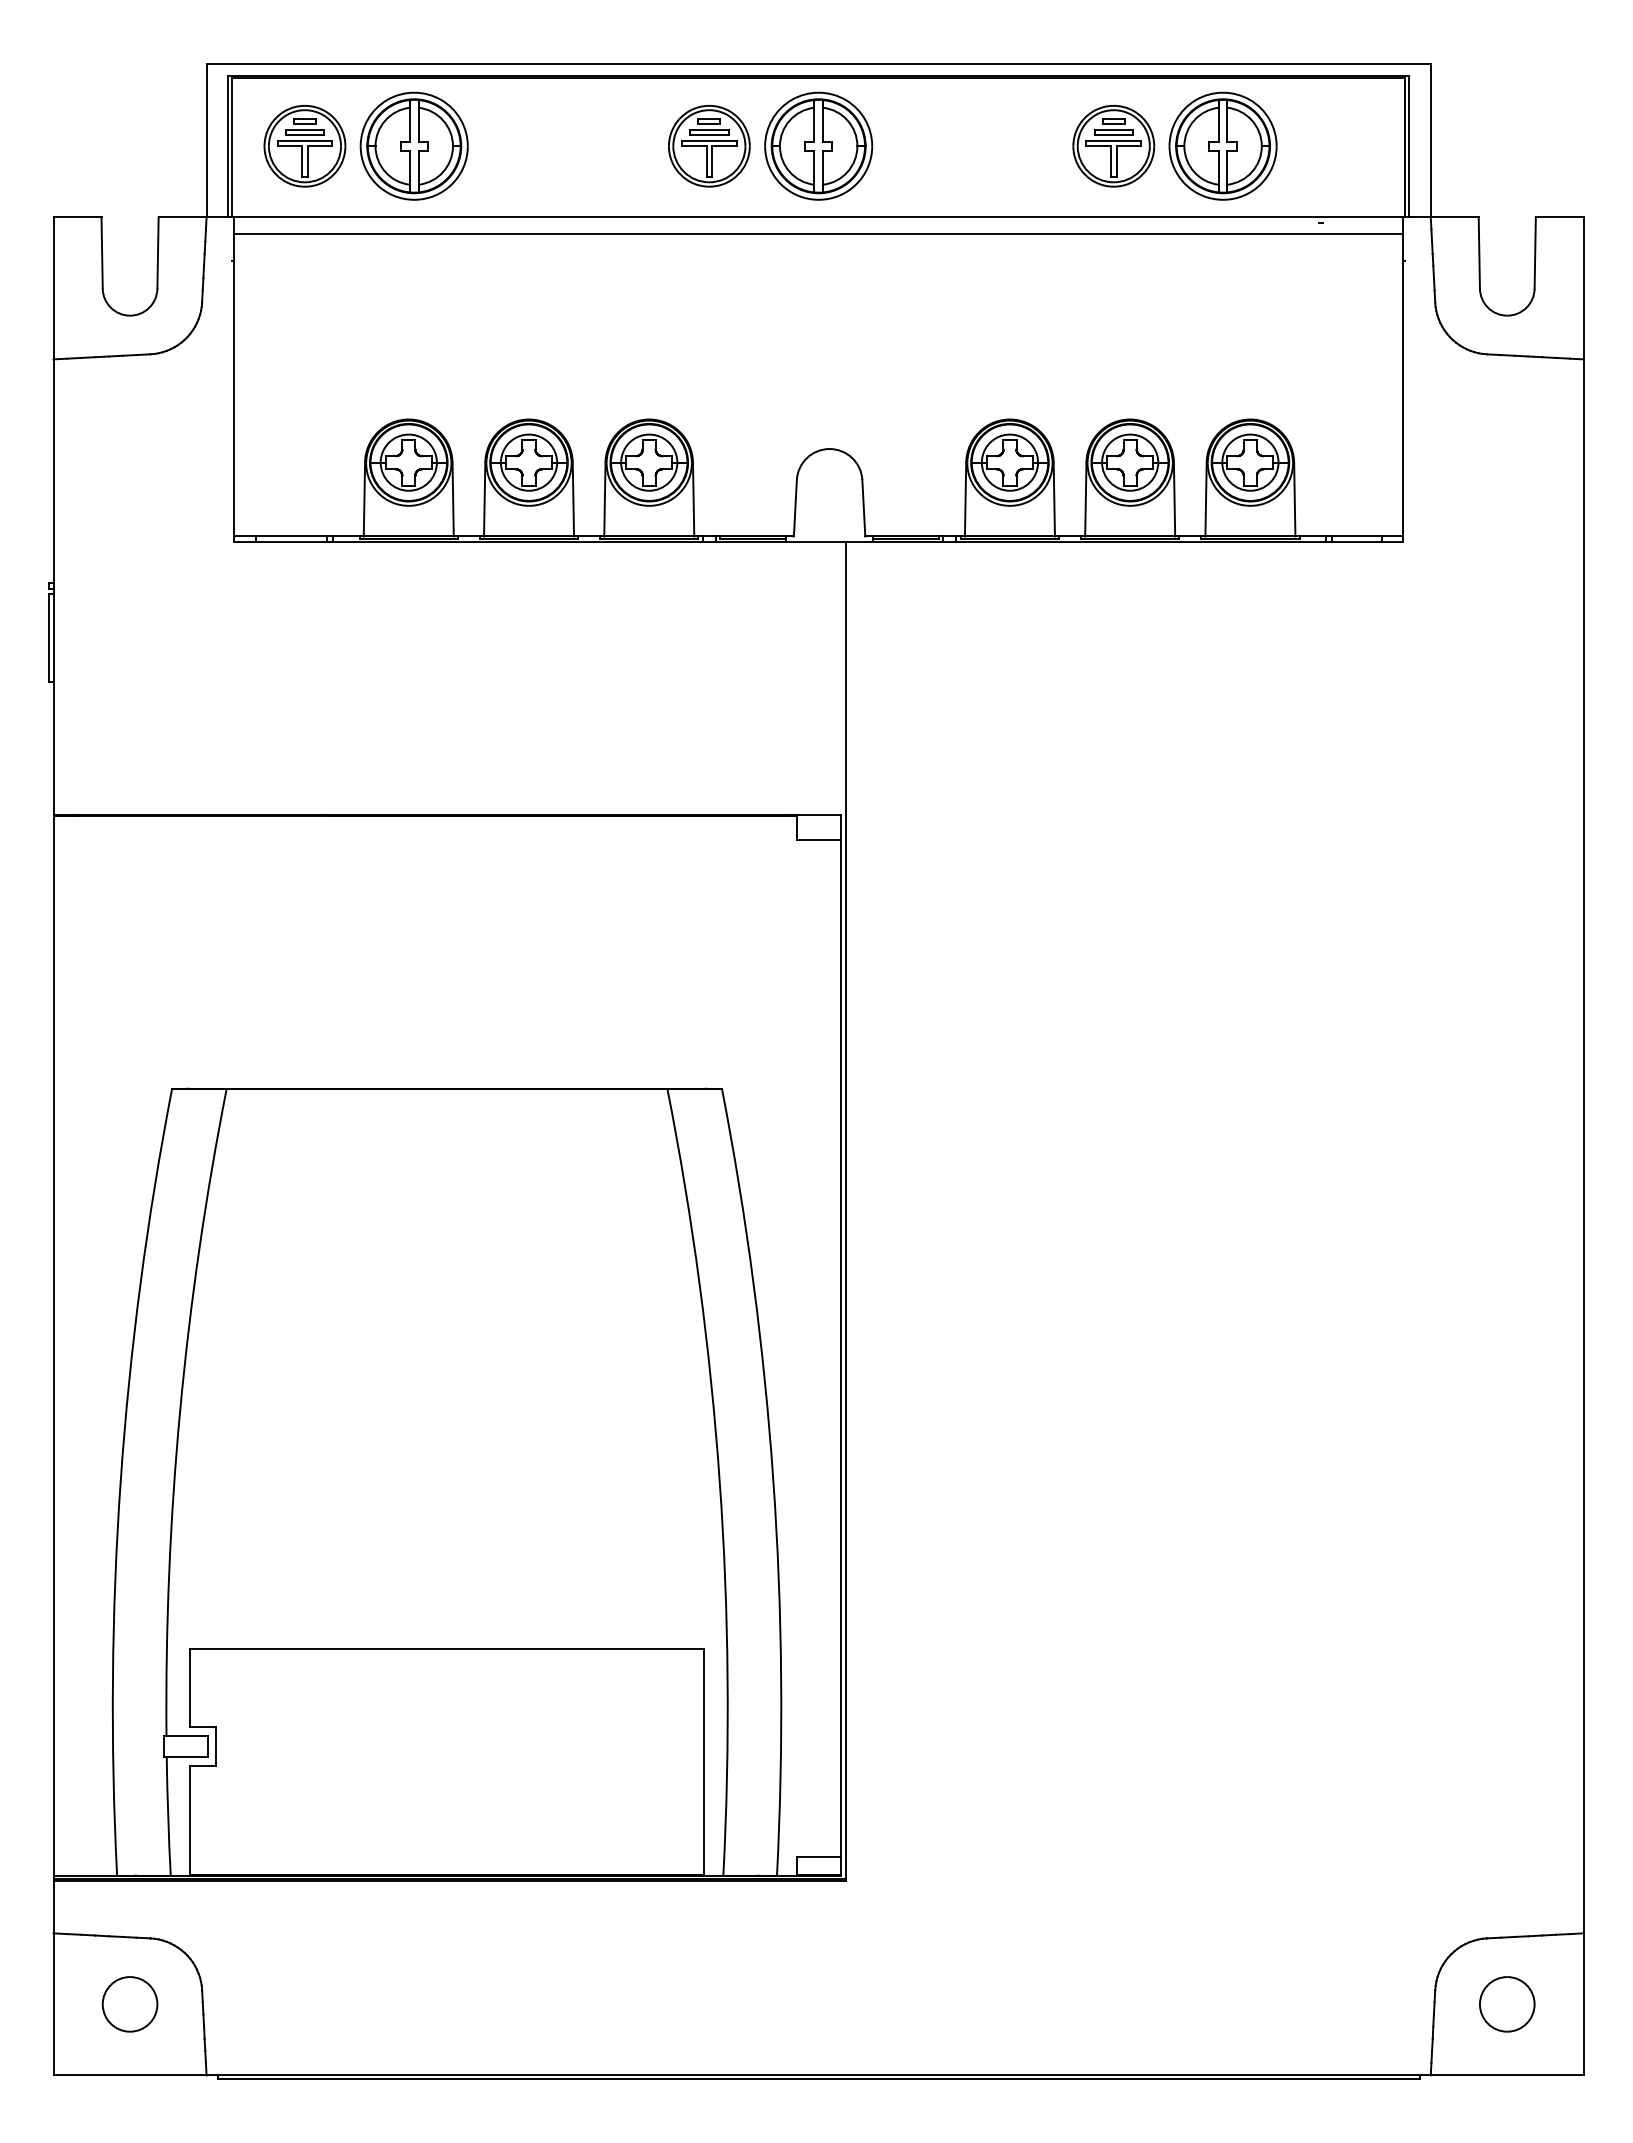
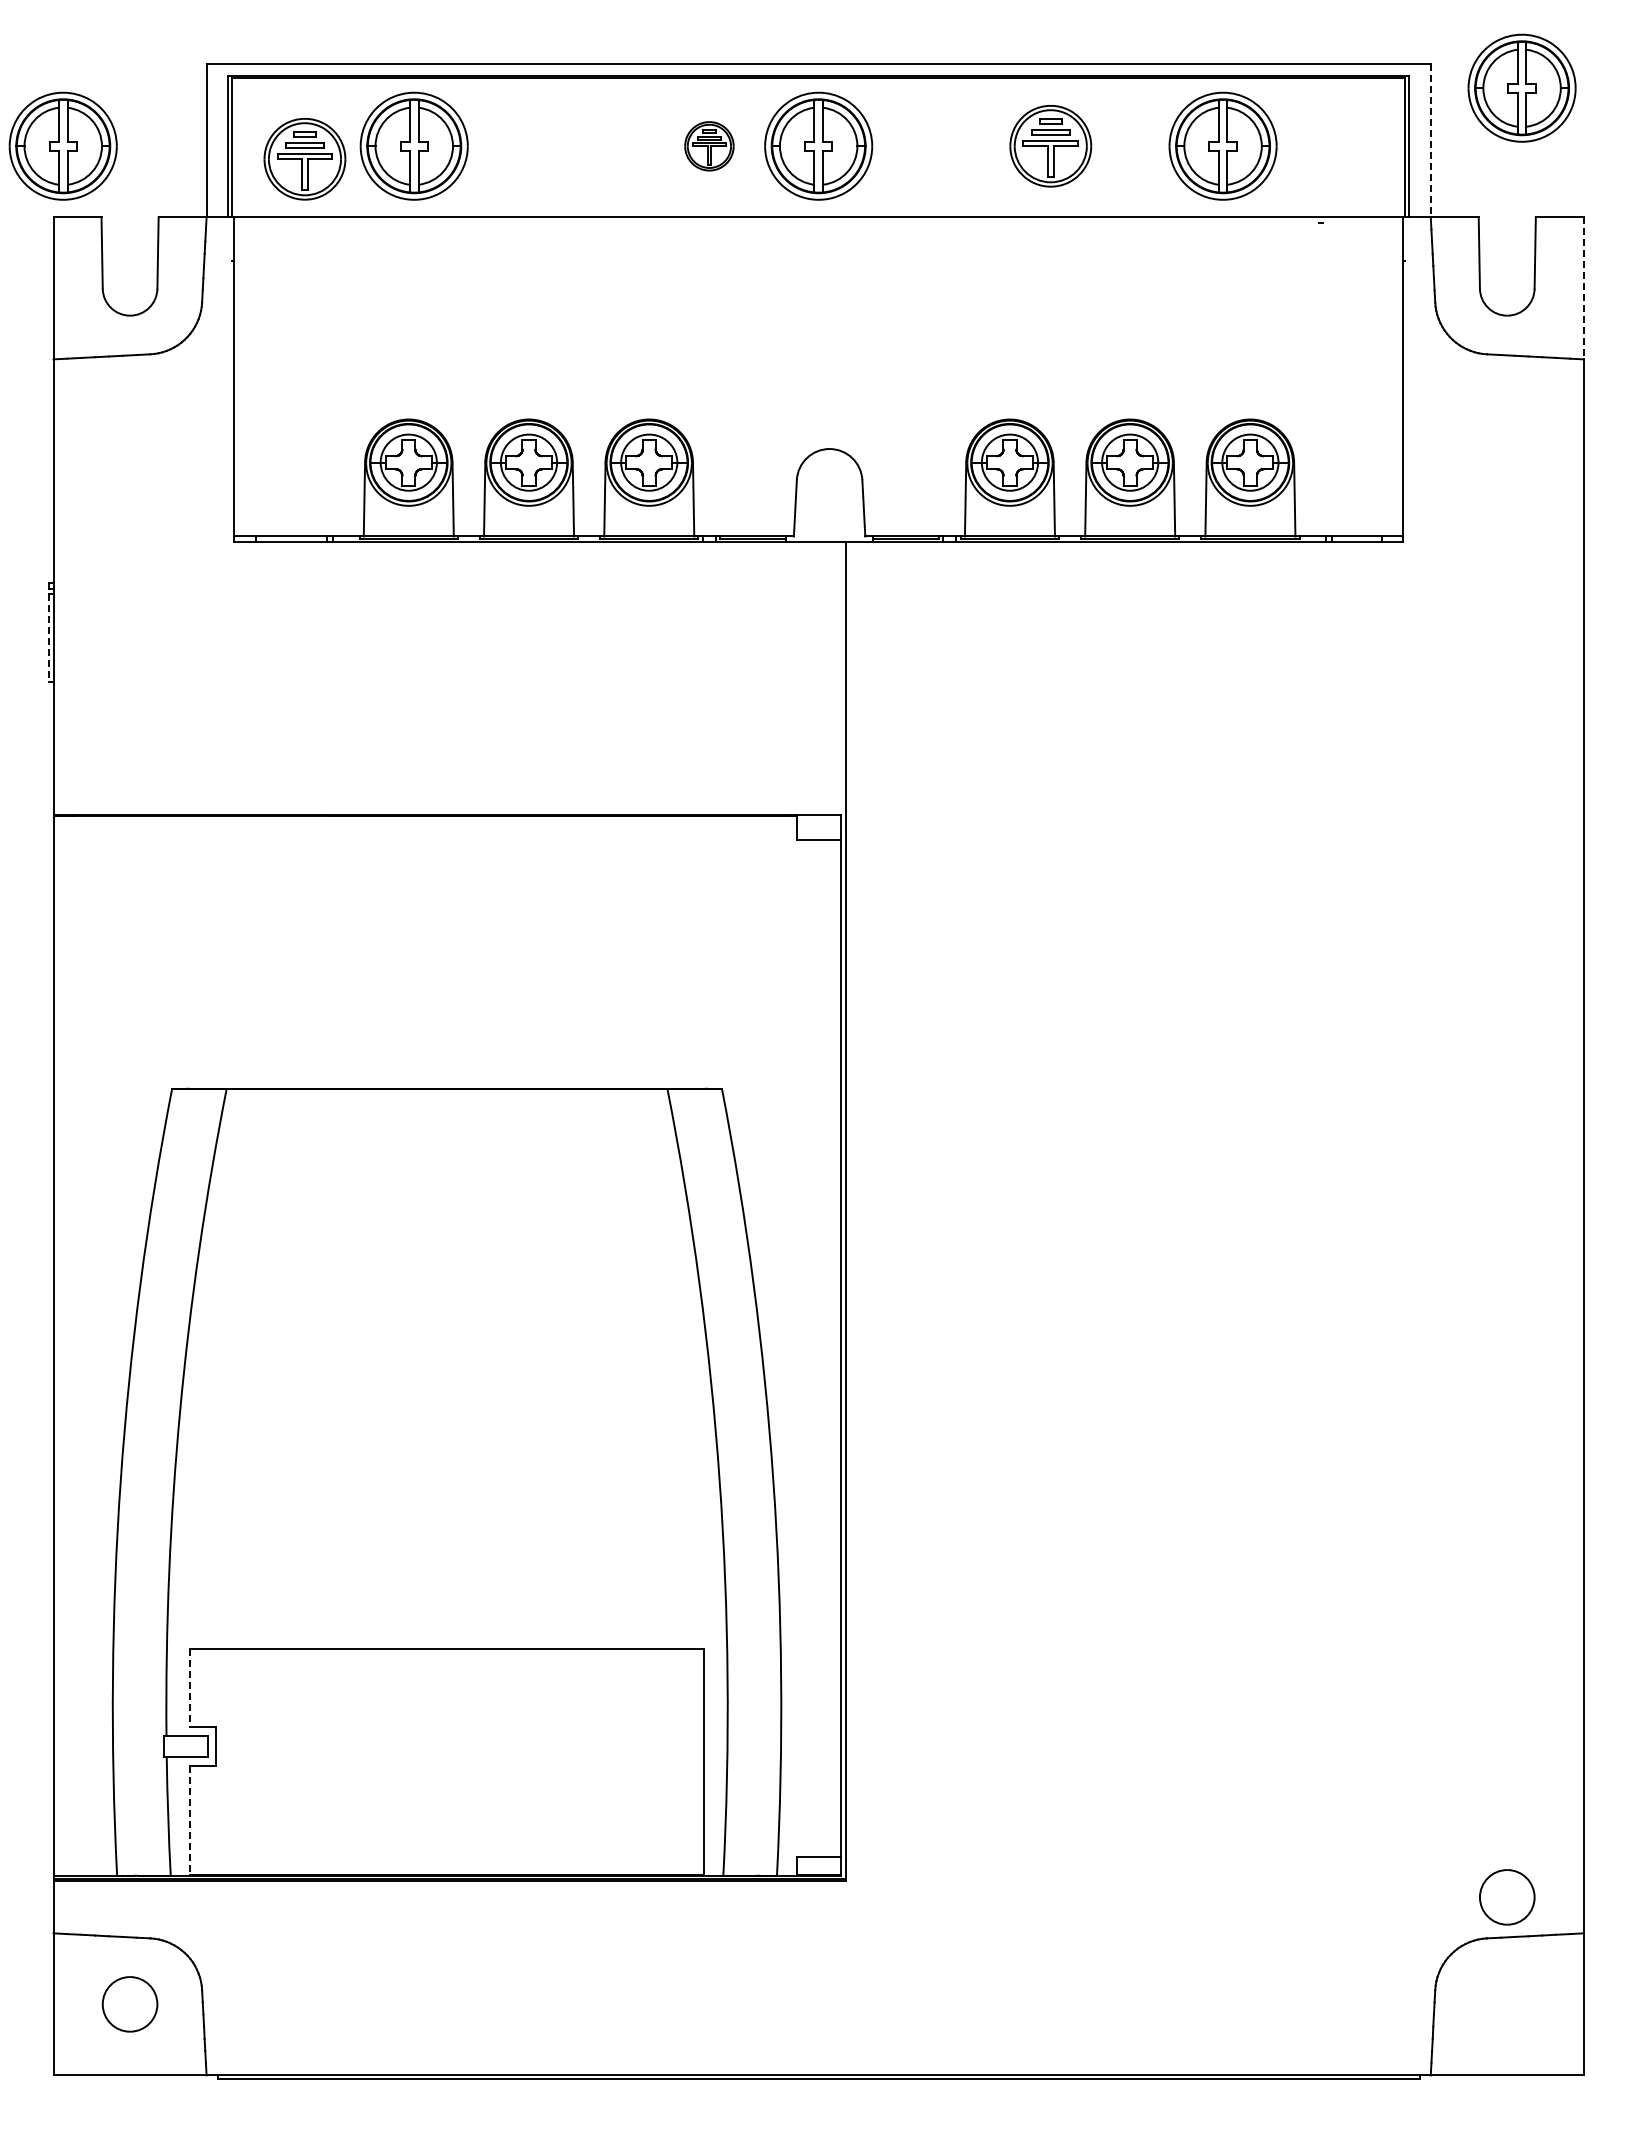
part: none -> present (1521, 87)
line: solid -> dashed (1430, 140)
part: none -> present (62, 145)
part position: (304, 146) -> (304, 159) (304, 159)
part size: 83x83 px -> 51x51 px (709, 146)
part position: (1113, 146) -> (1050, 146) (1050, 146)
line: present -> none (818, 233)
line: solid -> dashed (1583, 288)
line: solid -> dashed (49, 638)
line: solid -> dashed (190, 1688)
line: solid -> dashed (190, 1820)
part position: (1507, 2004) -> (1507, 1897) (1507, 1897)
